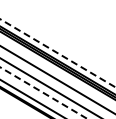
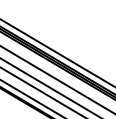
line: dashed -> solid (58, 53)
line: dashed -> solid (43, 92)
